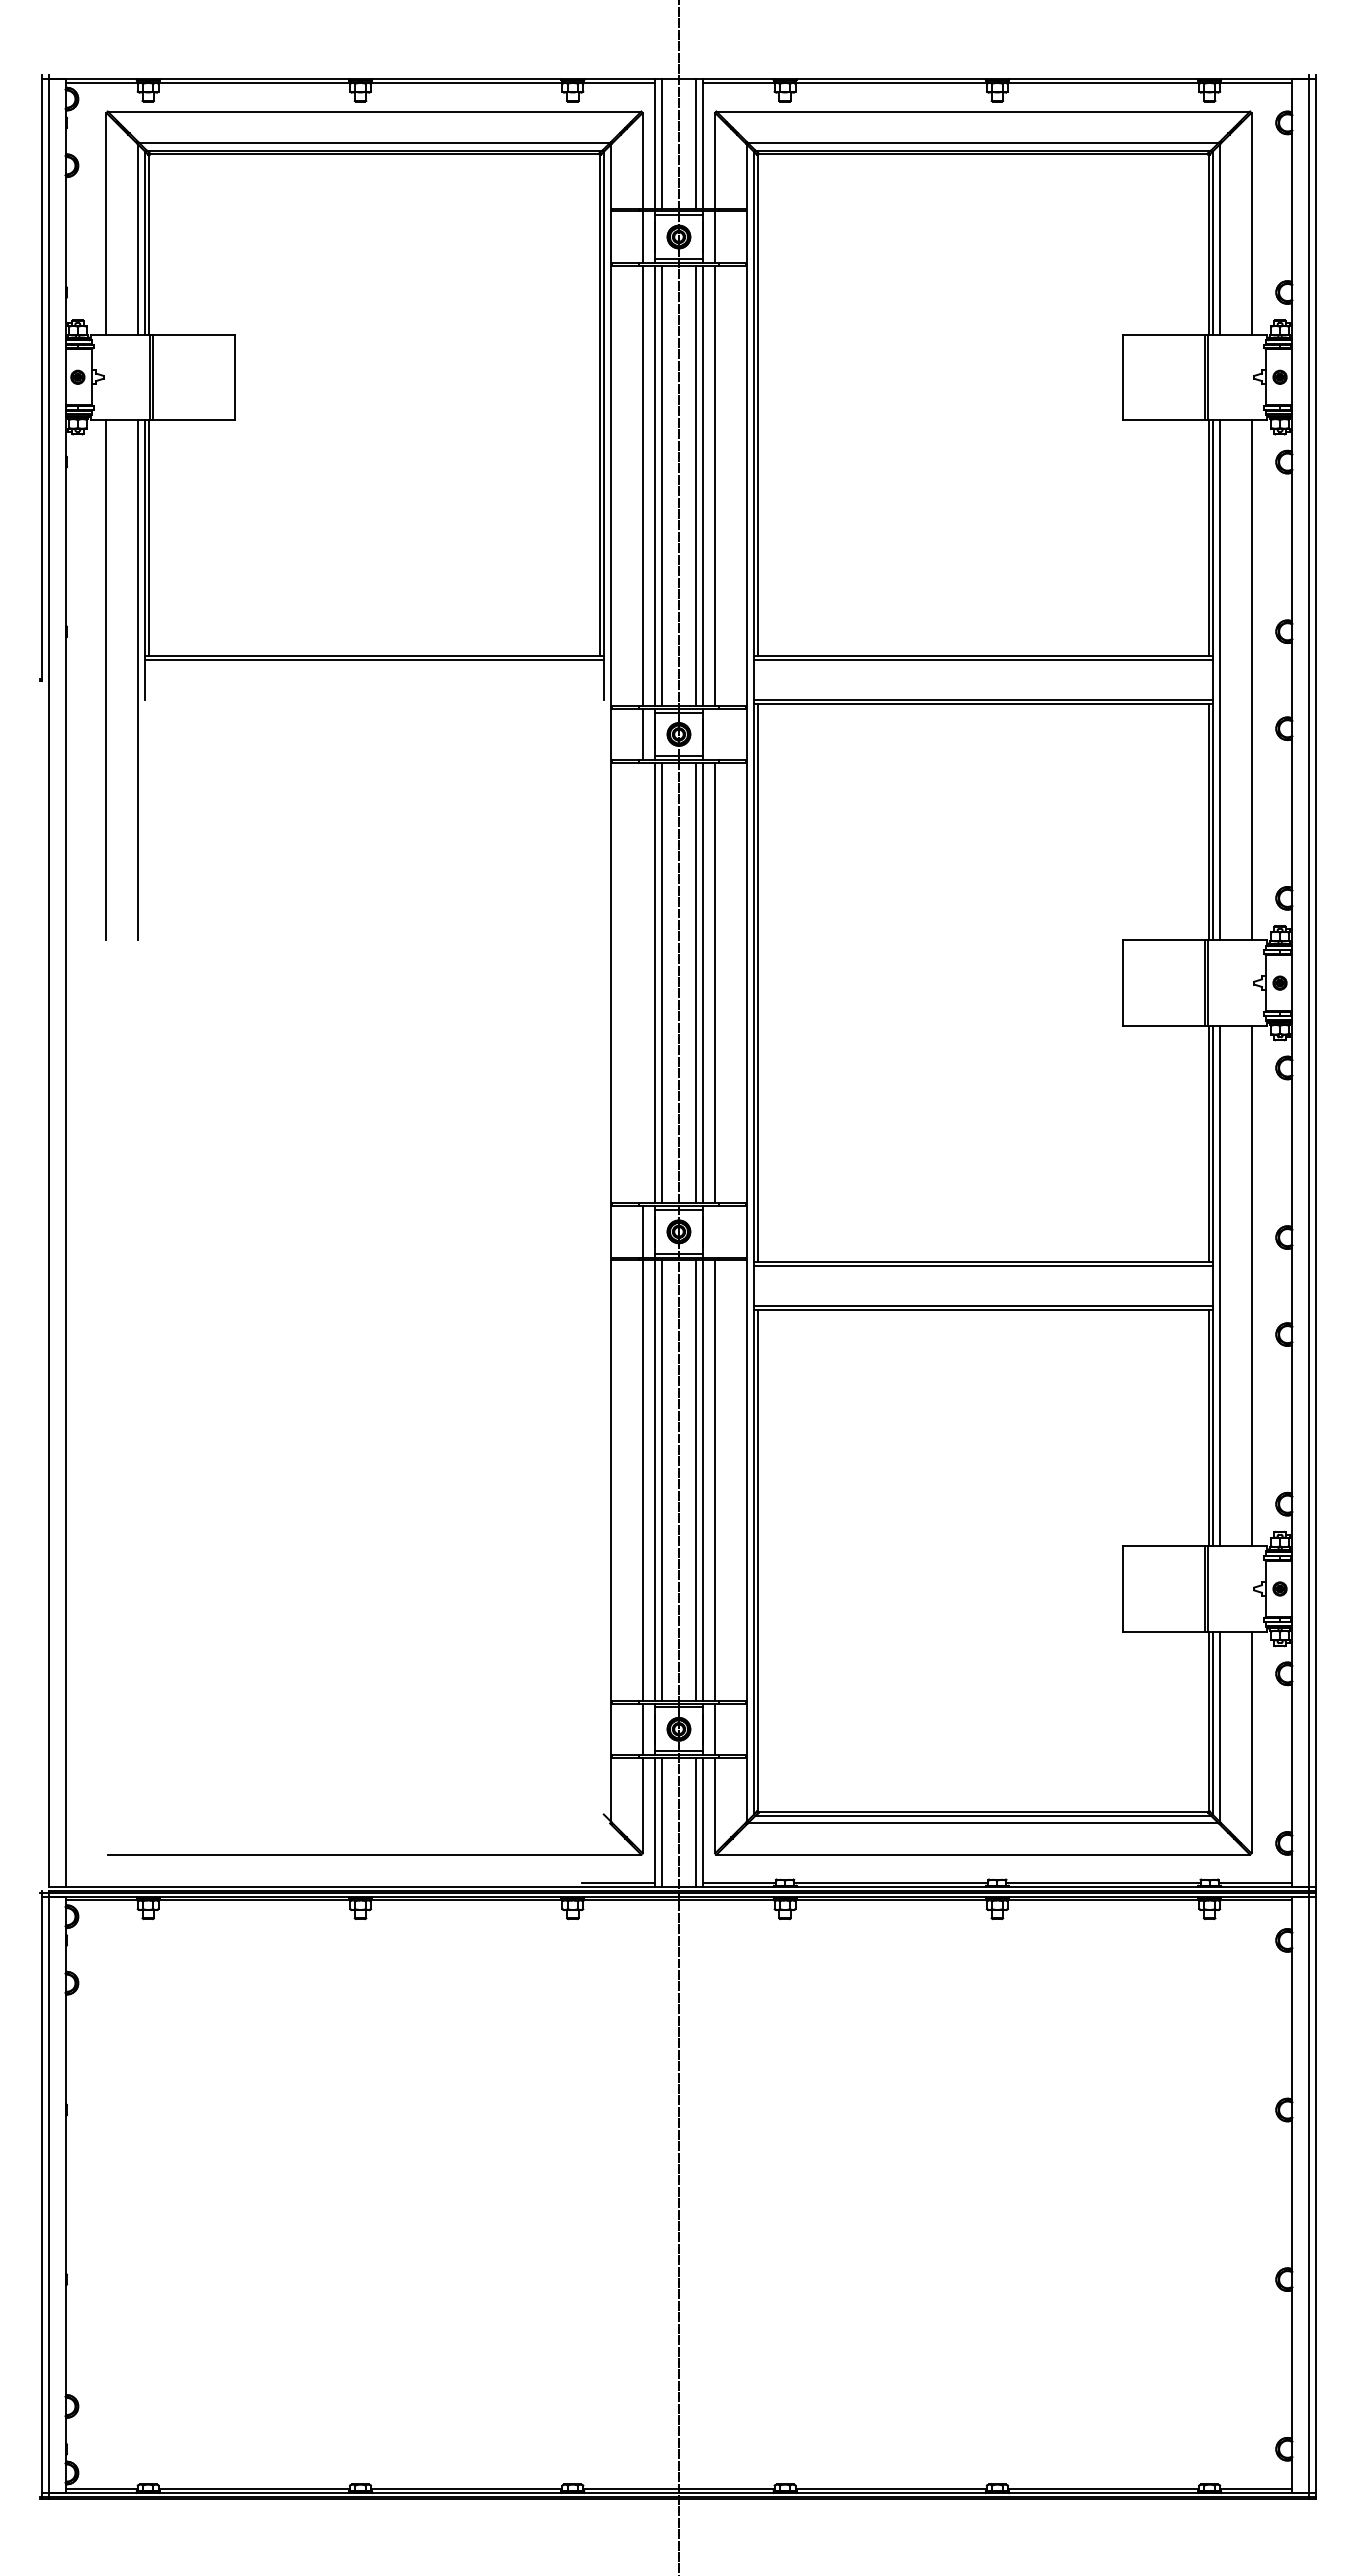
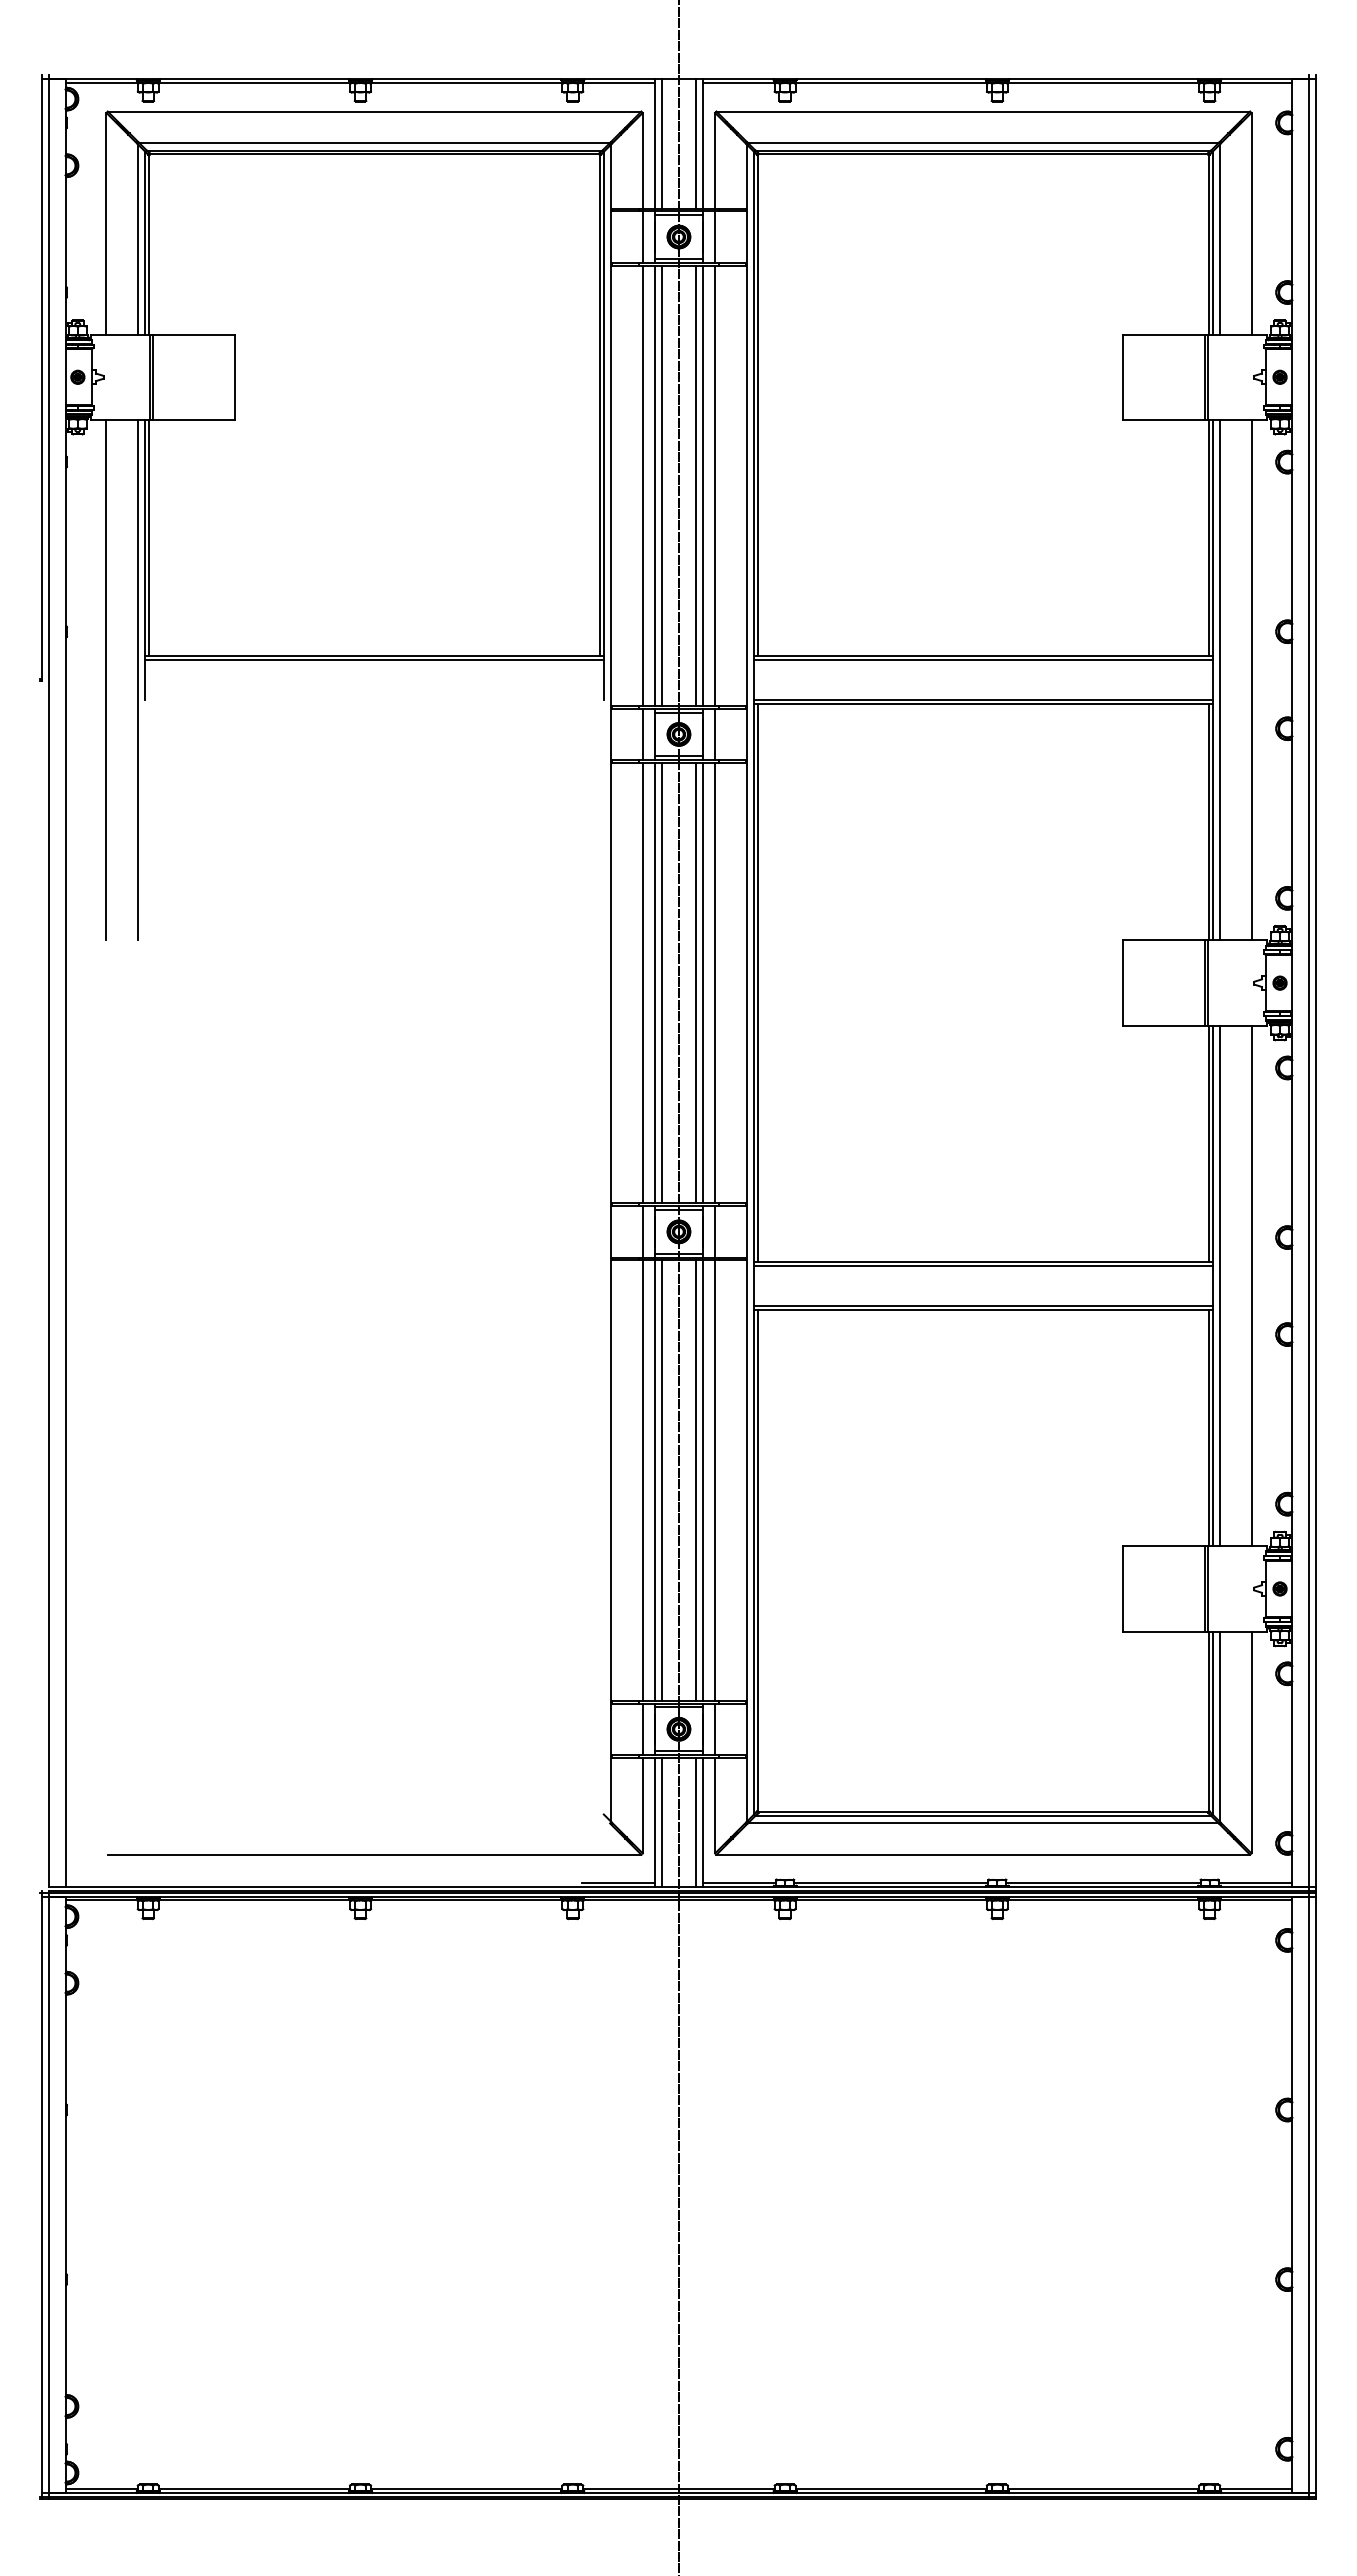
line: none -> present (715, 734)
line: none -> present (642, 983)
line: none -> present (715, 1231)
